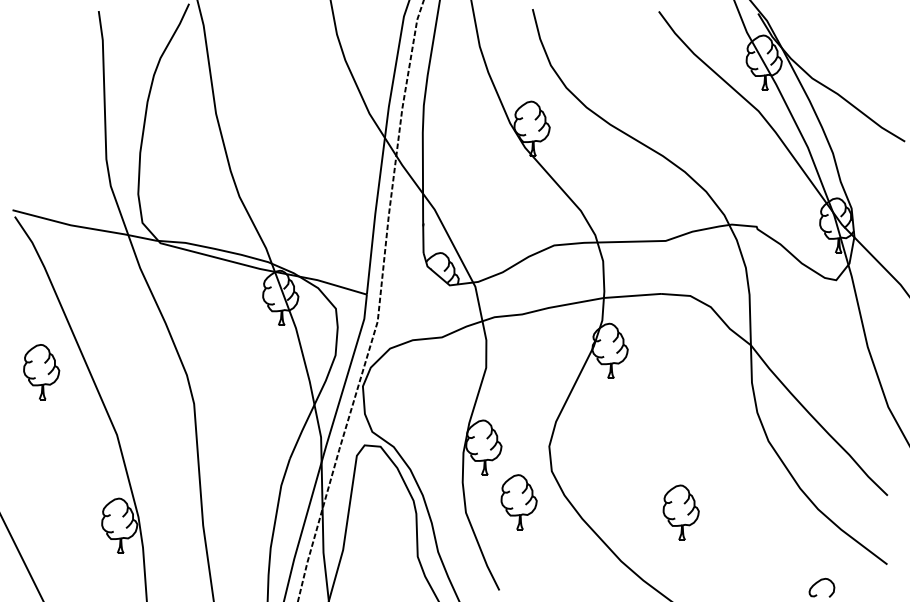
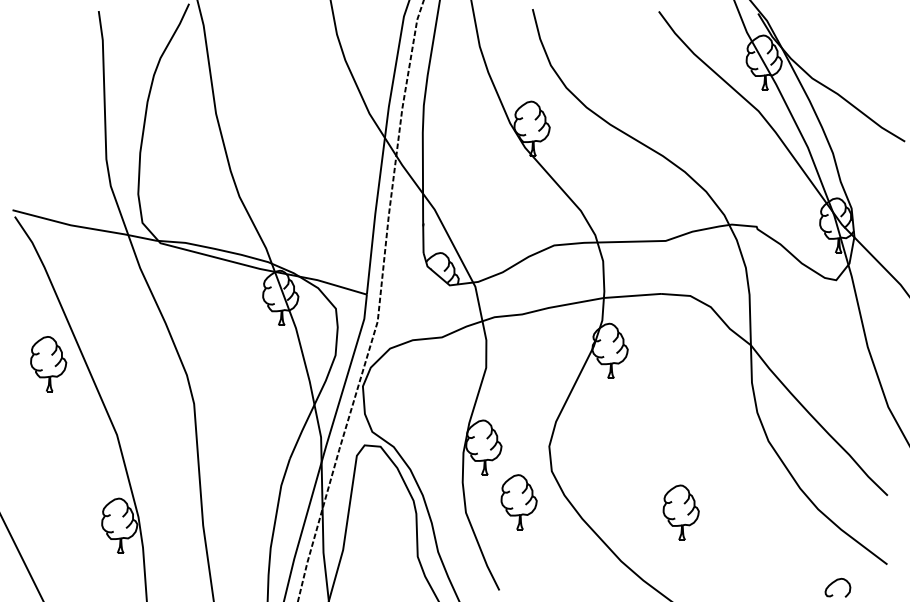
part position: (41, 372) -> (48, 364) (48, 364)
curve position: (817, 583) -> (833, 583) (833, 583)
